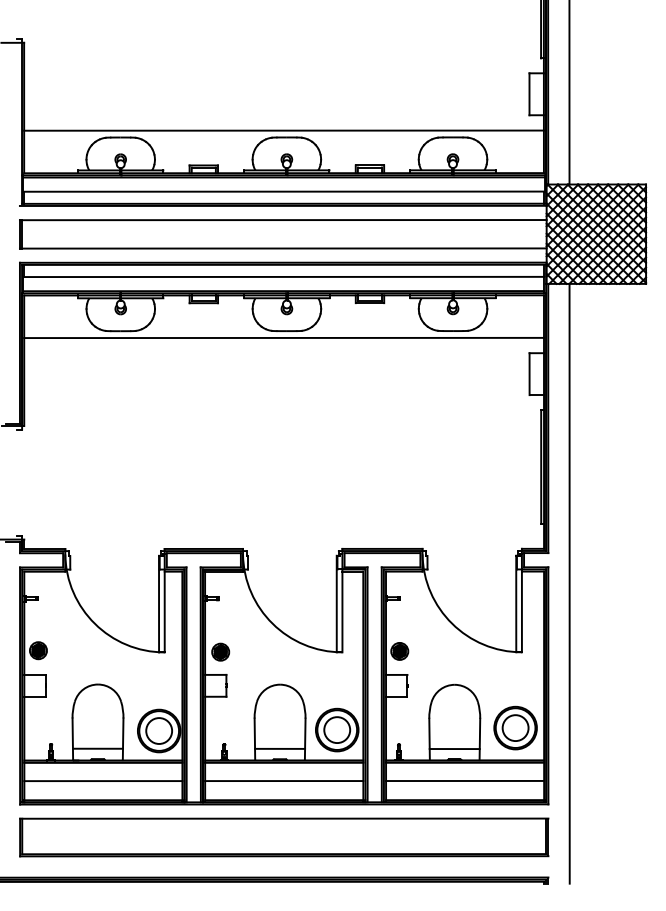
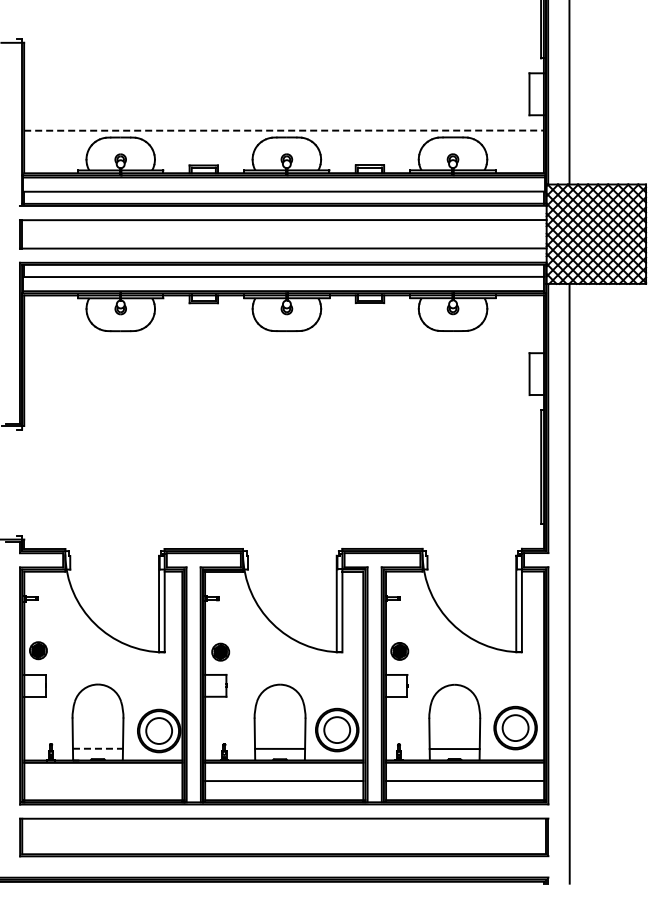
line: solid -> dashed (284, 130)
line: present -> none (284, 337)
line: solid -> dashed (98, 748)
line: present -> none (103, 781)
